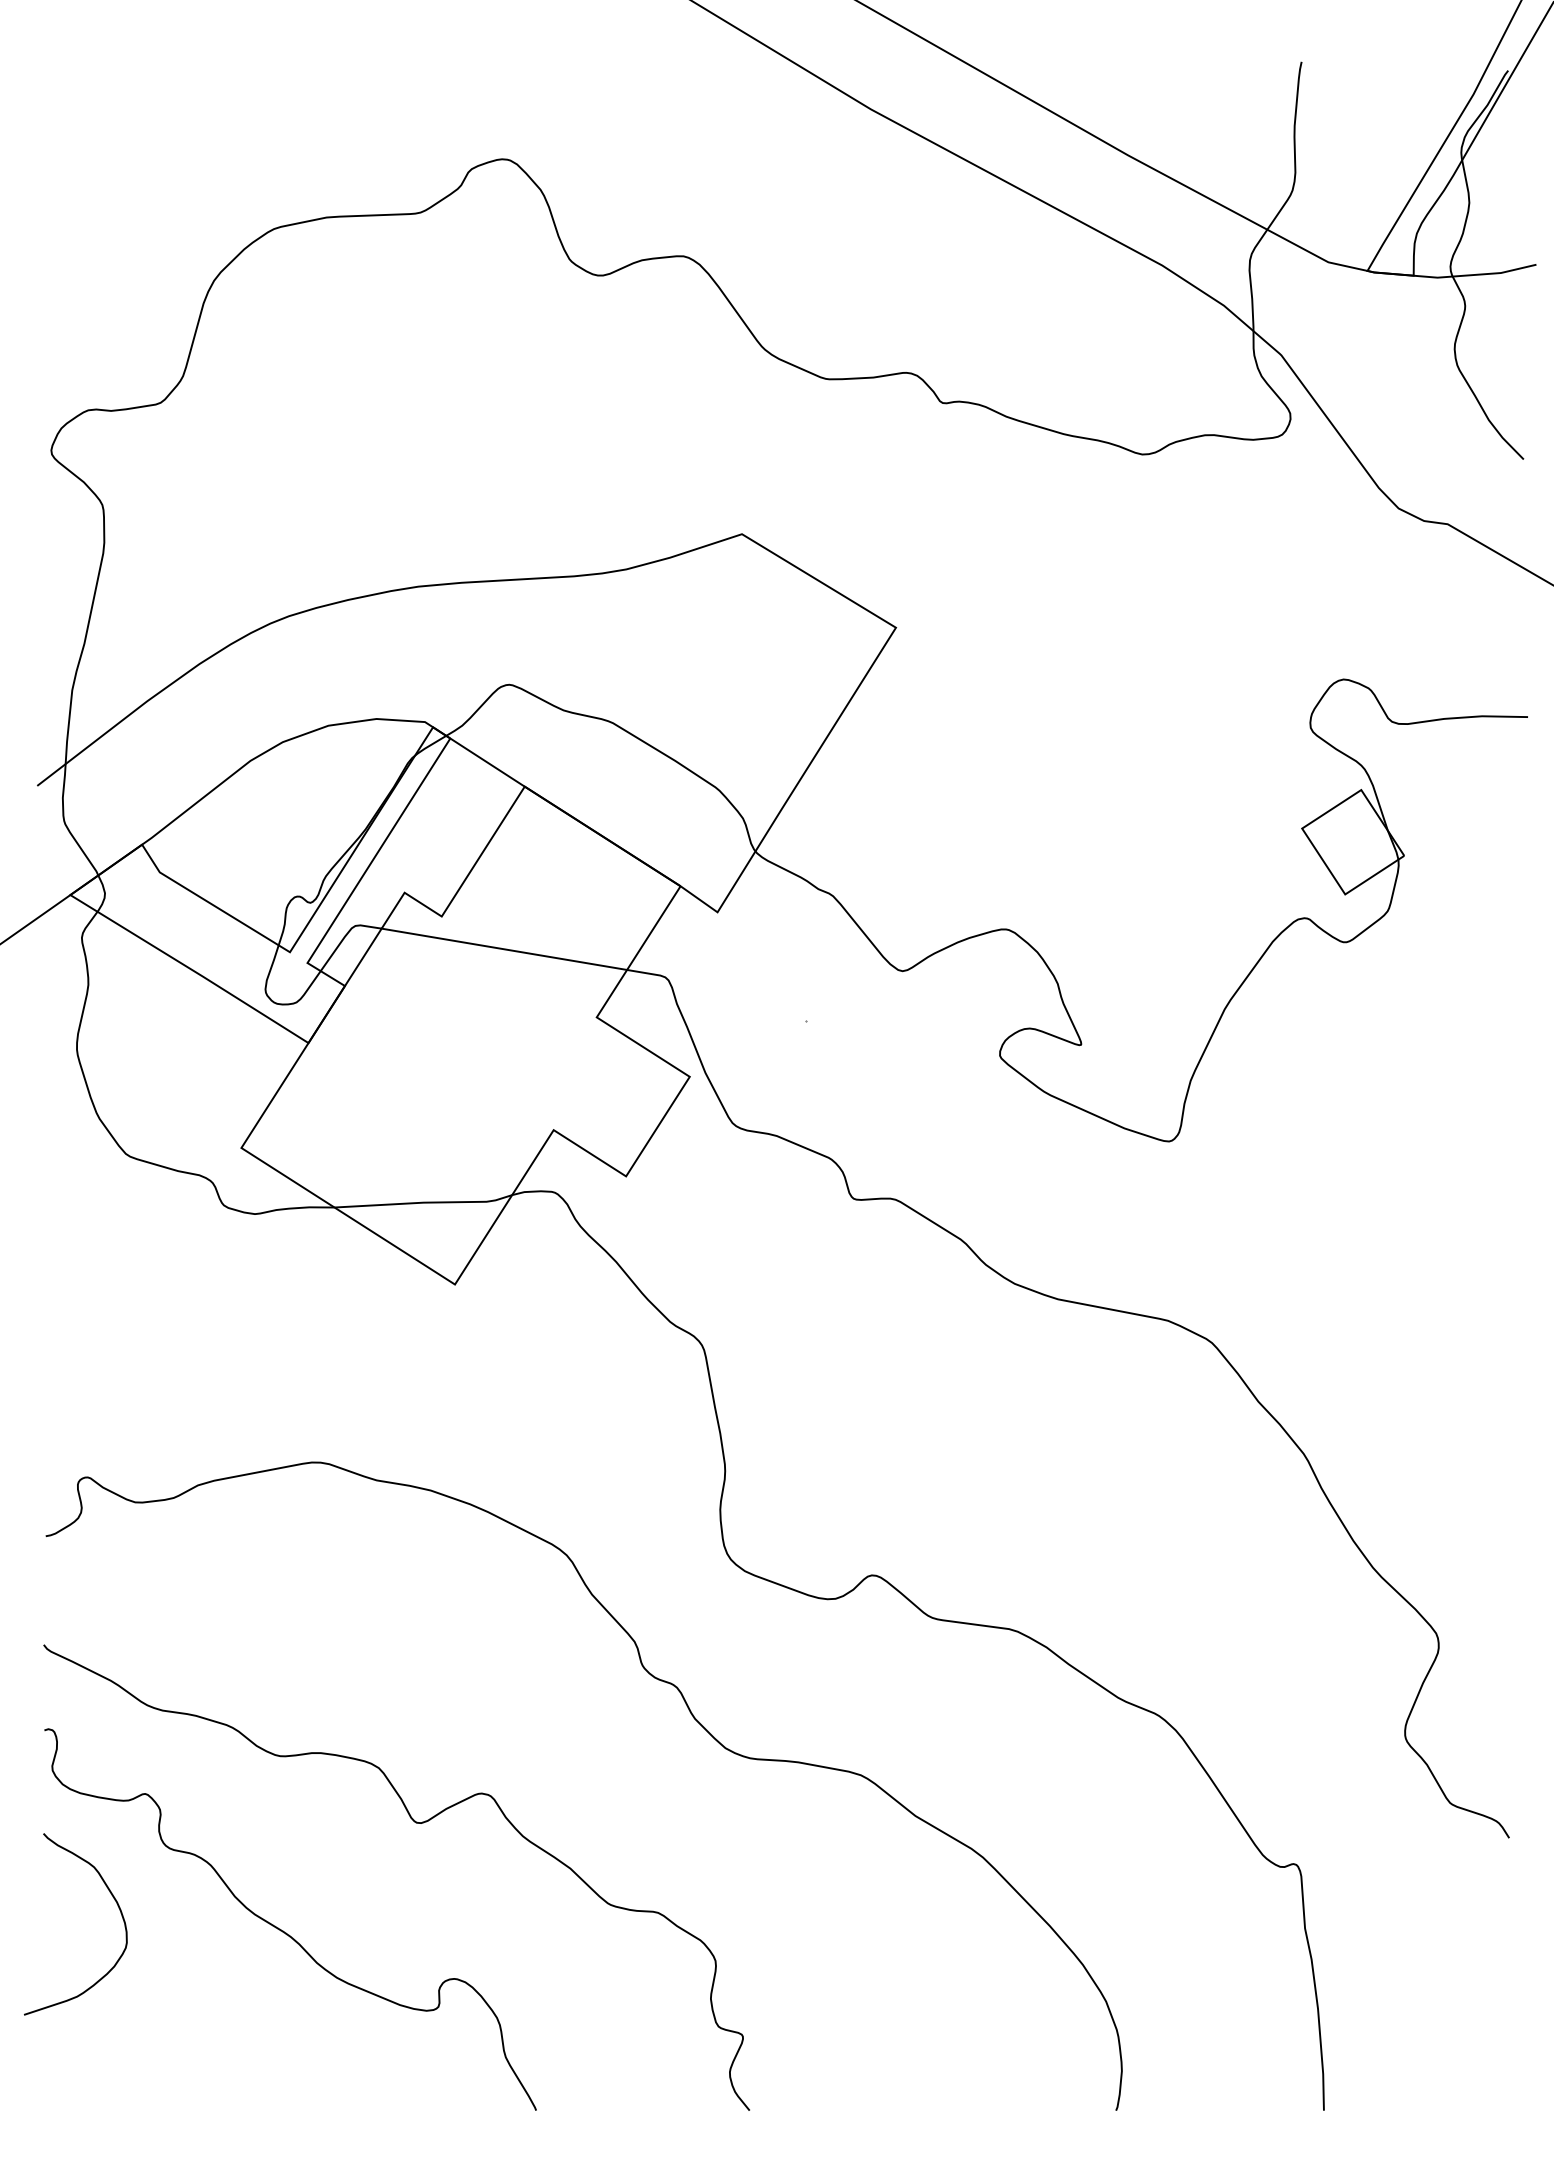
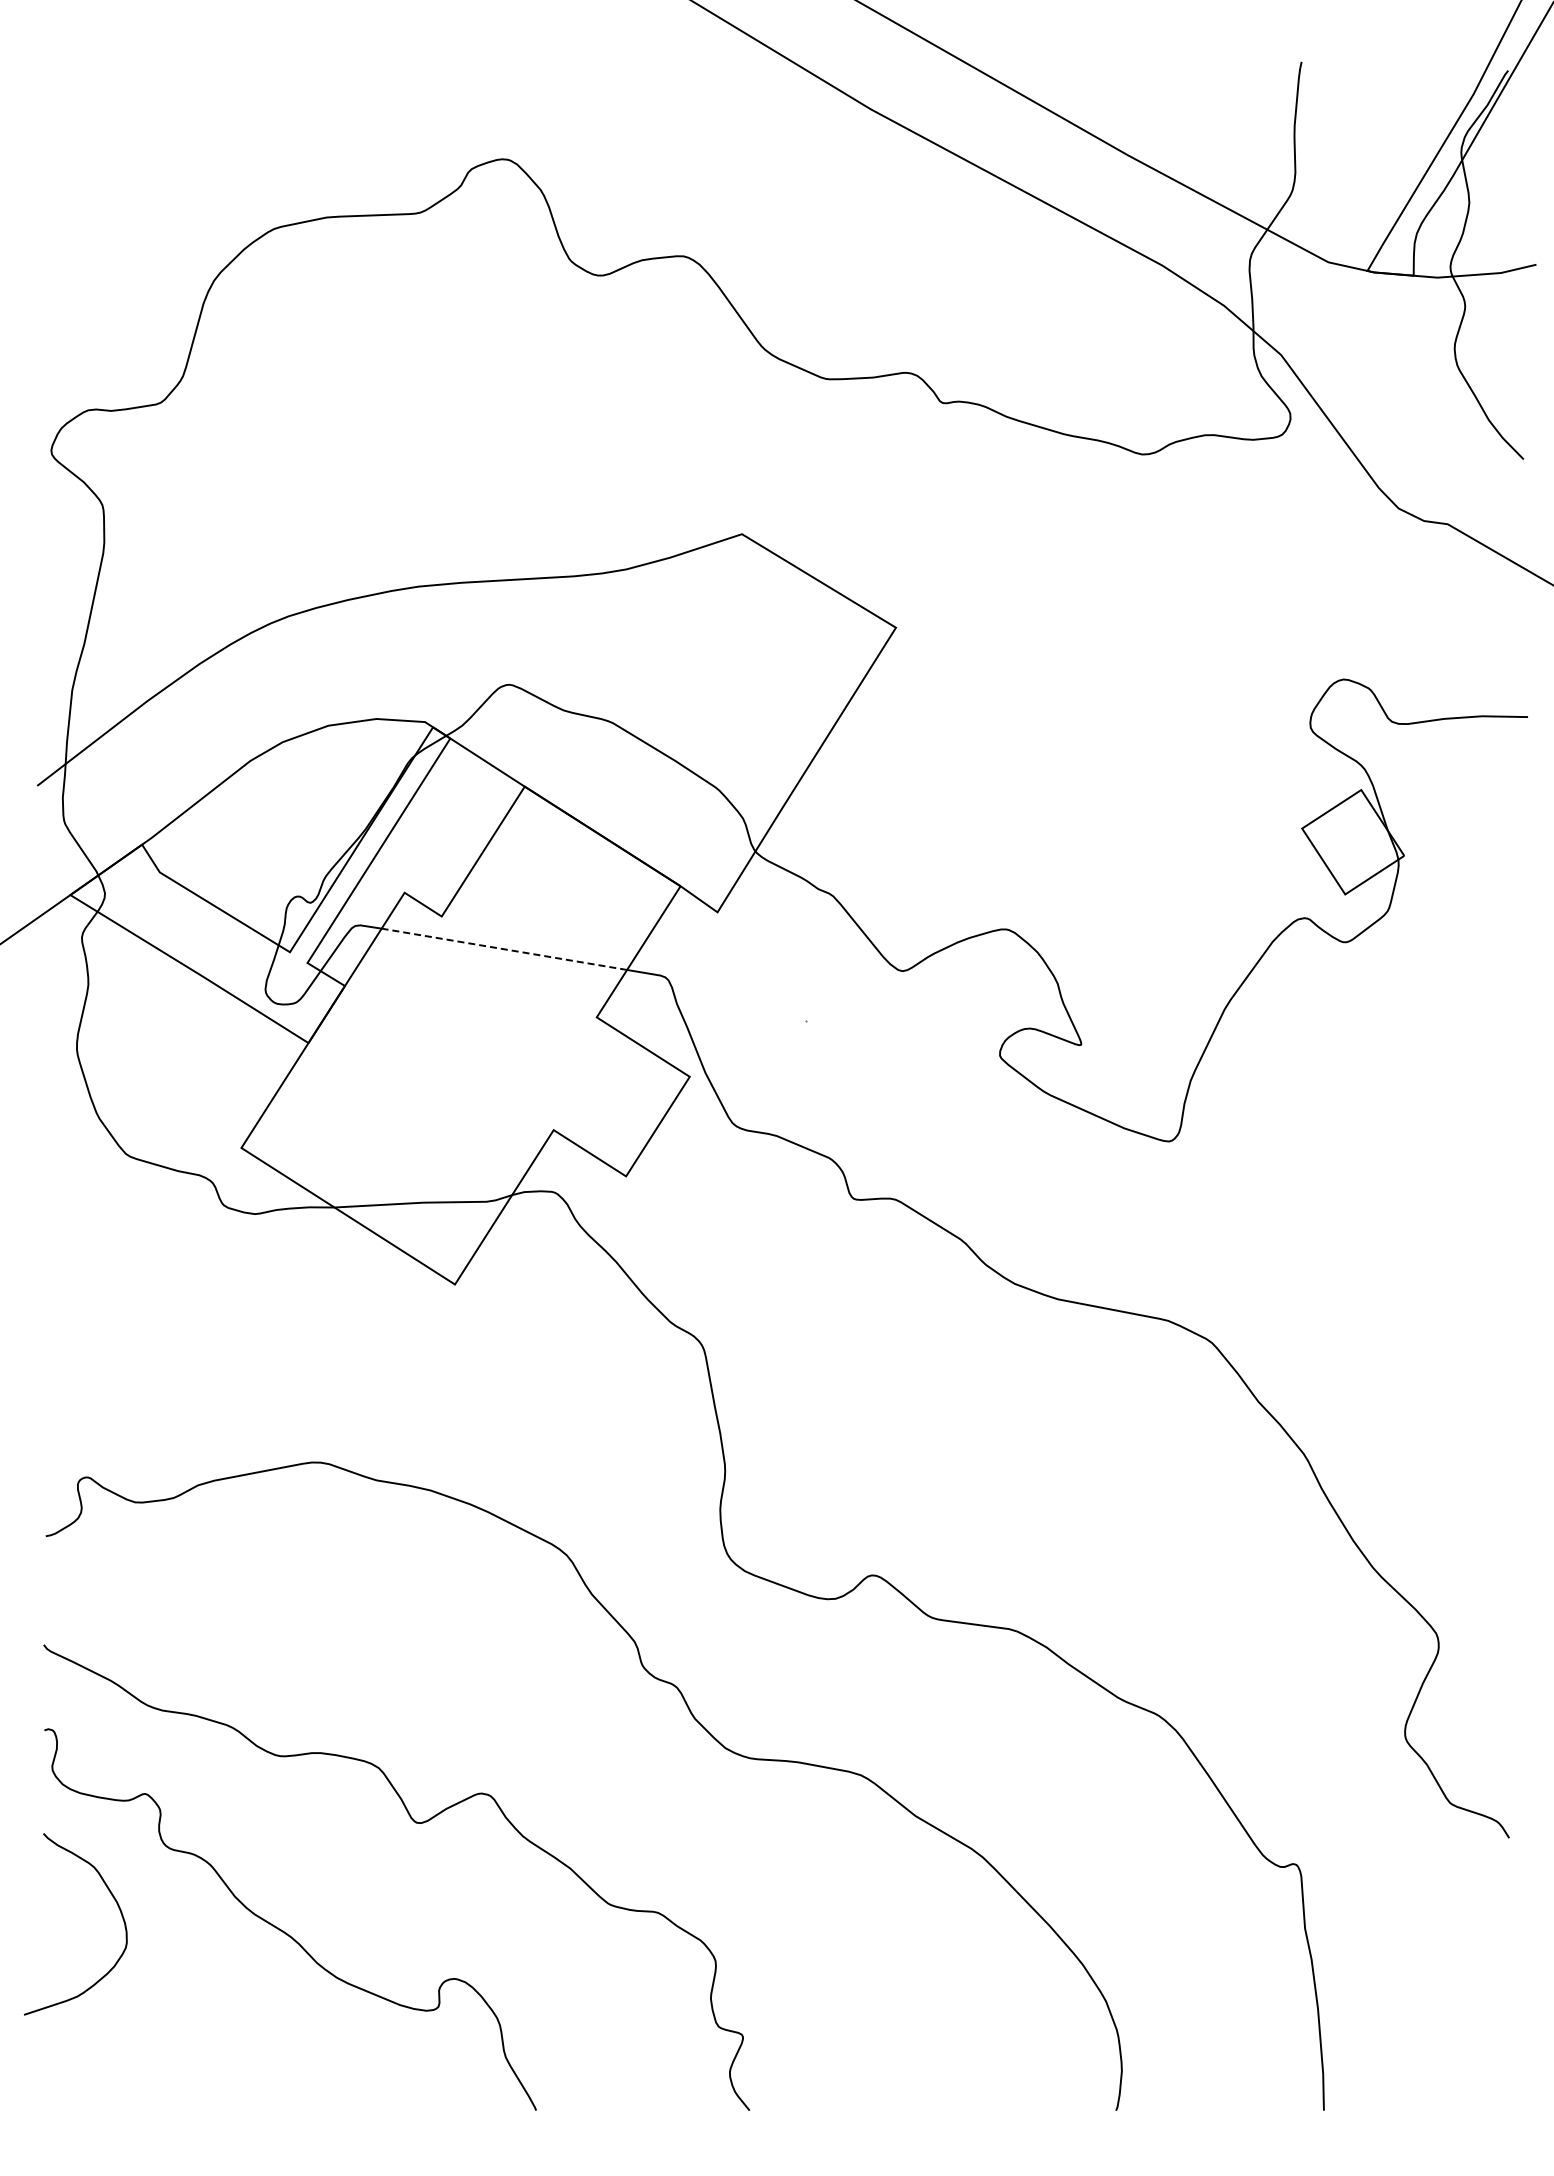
line: solid -> dashed (503, 949)
